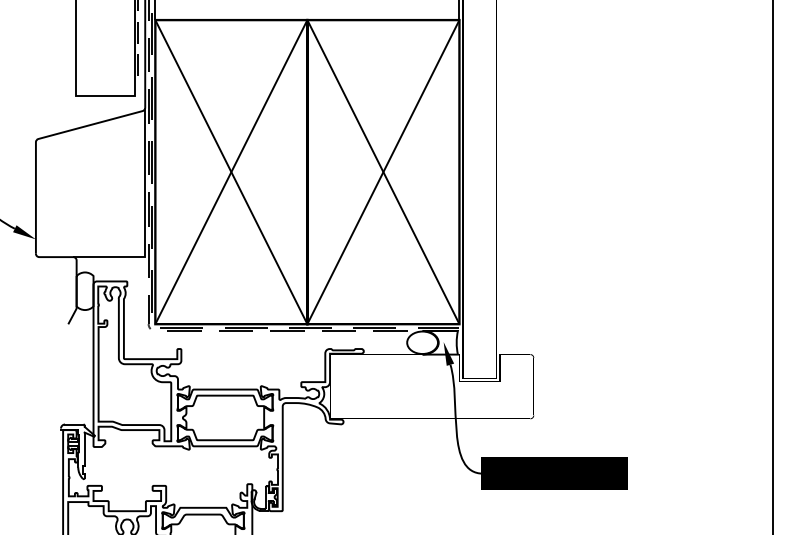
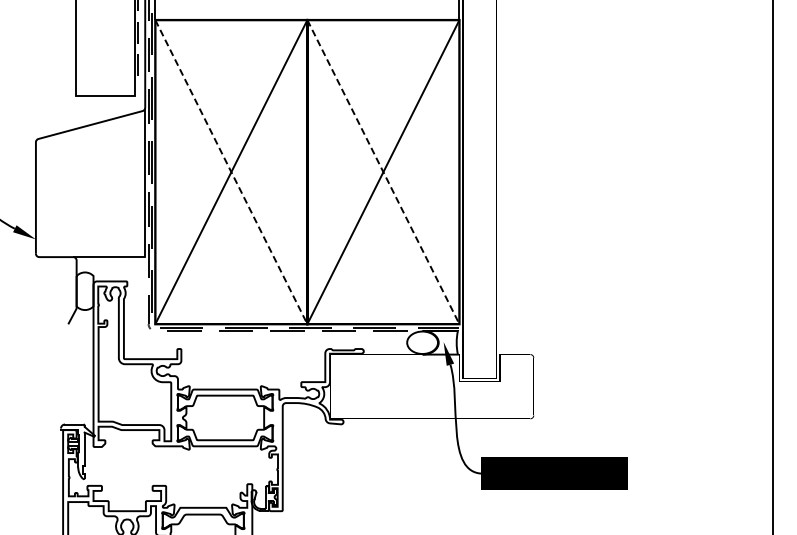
line: solid -> dashed (231, 172)
line: solid -> dashed (383, 172)
